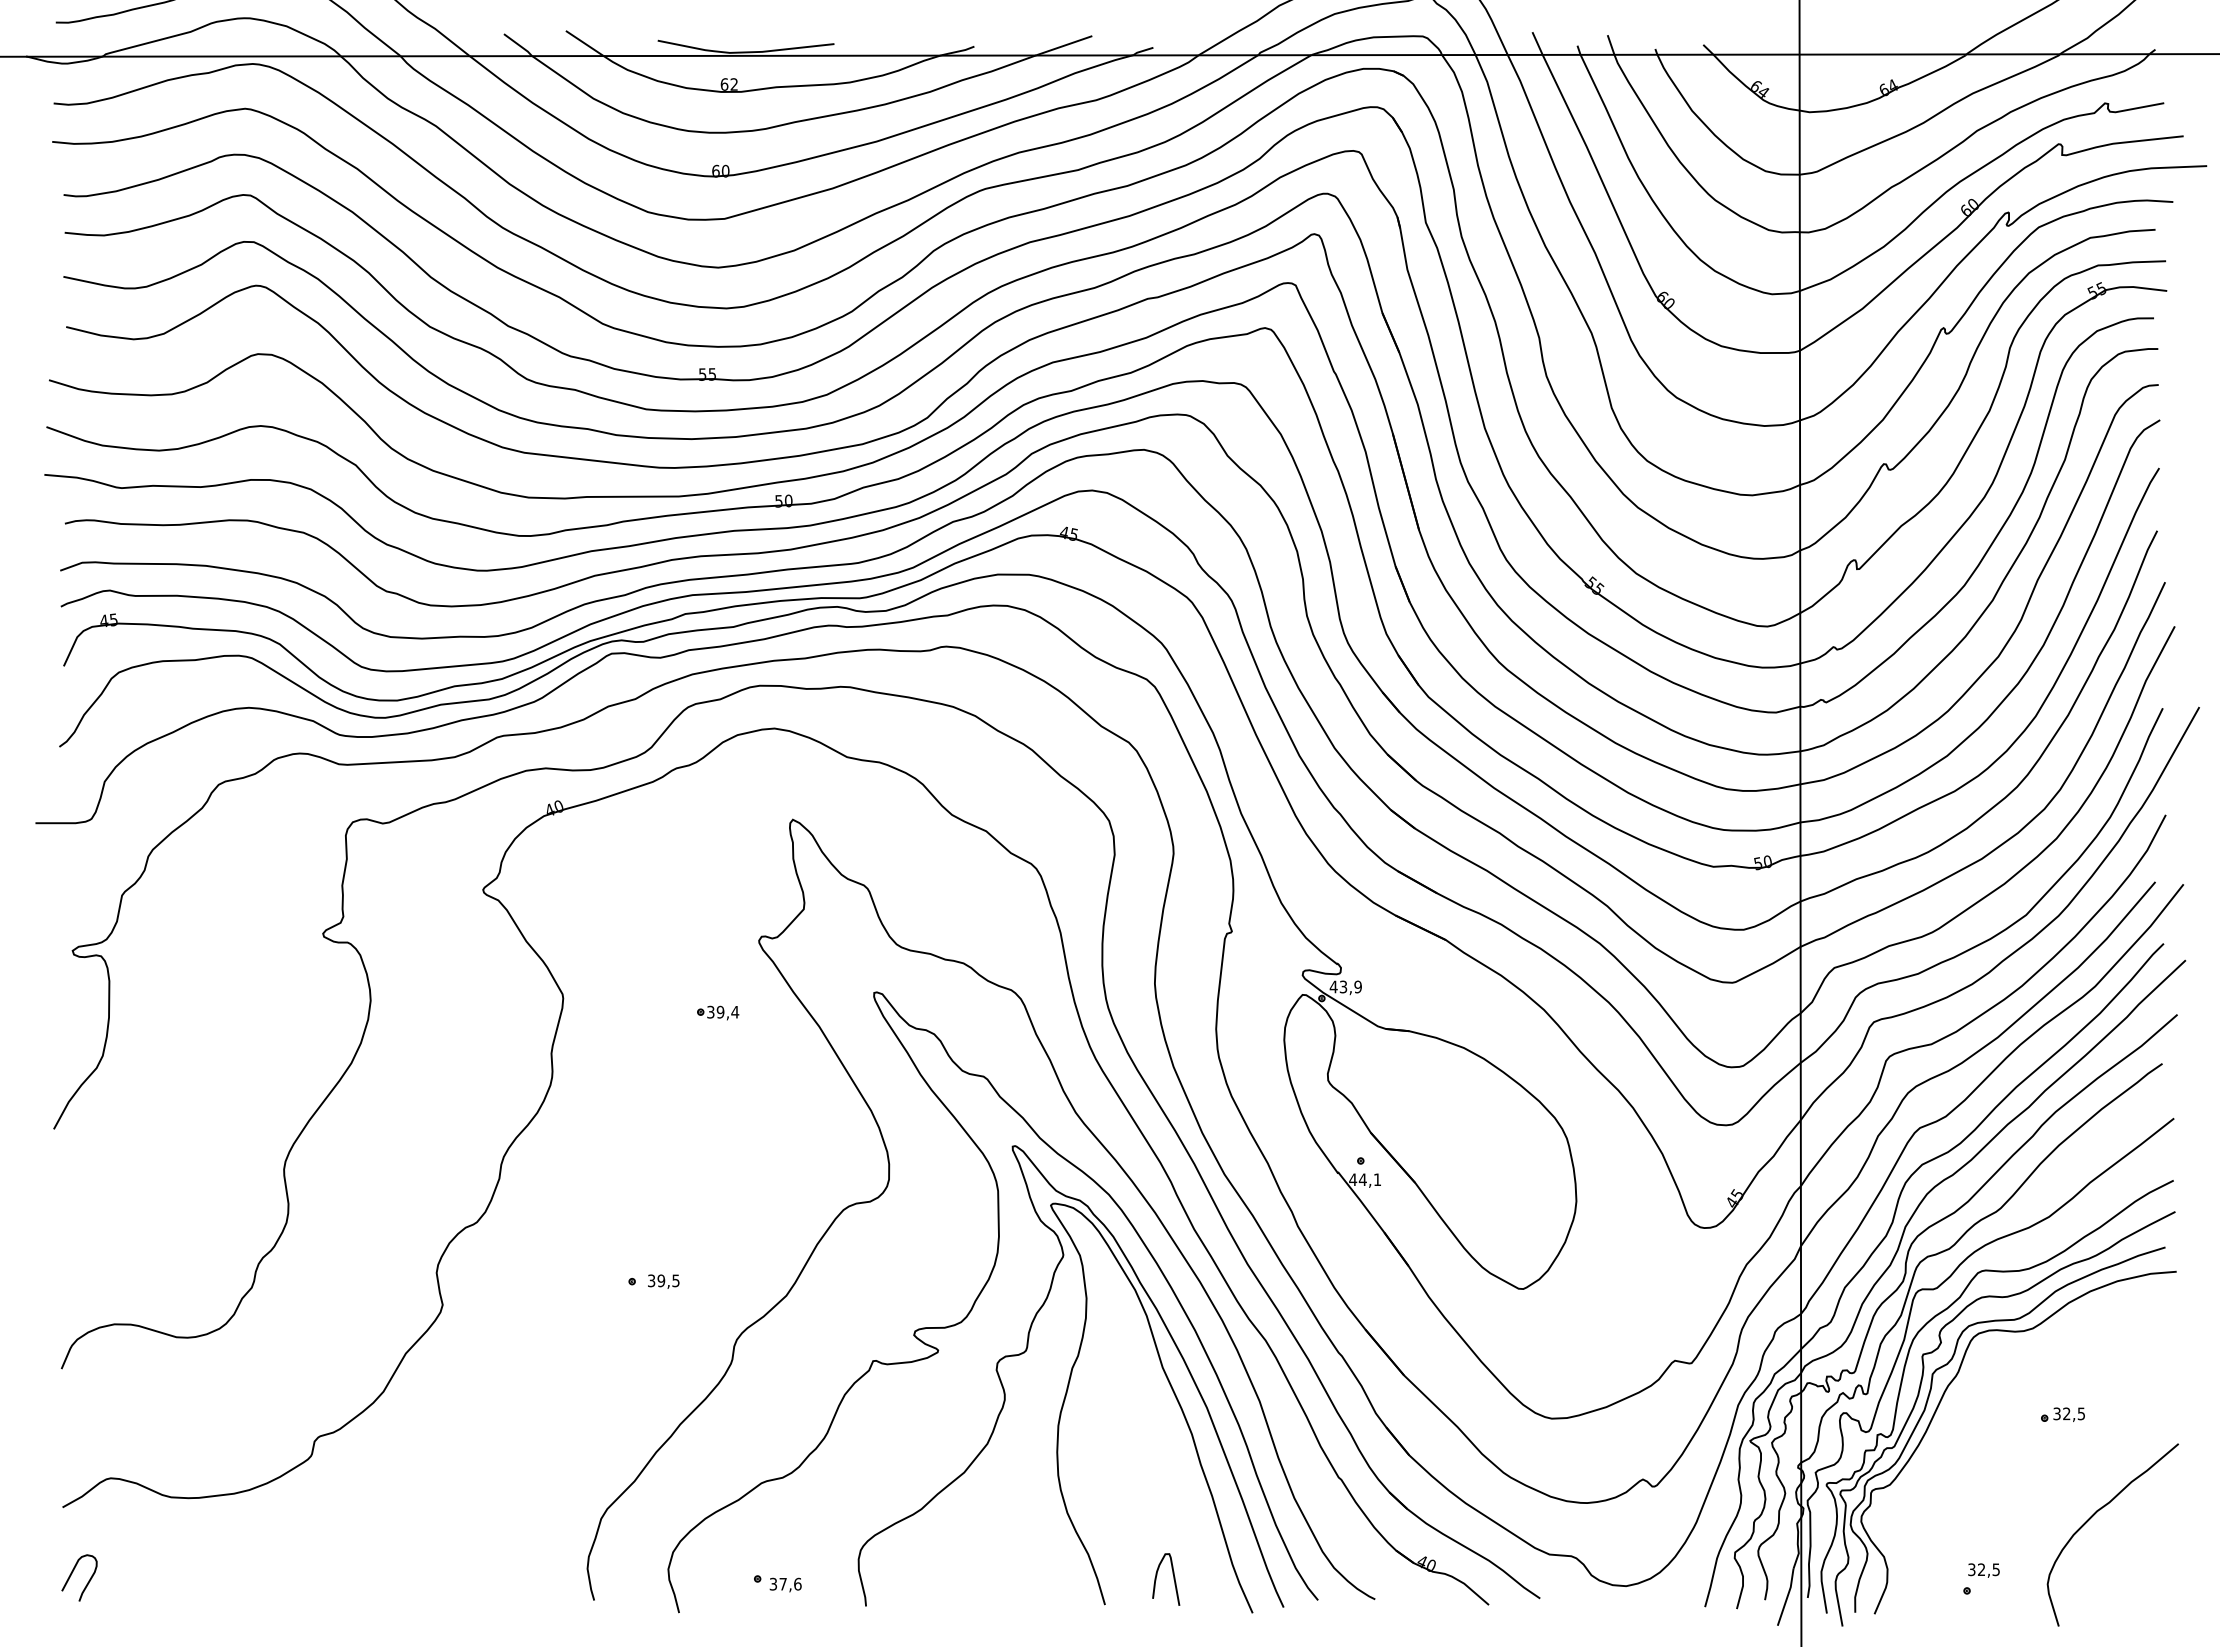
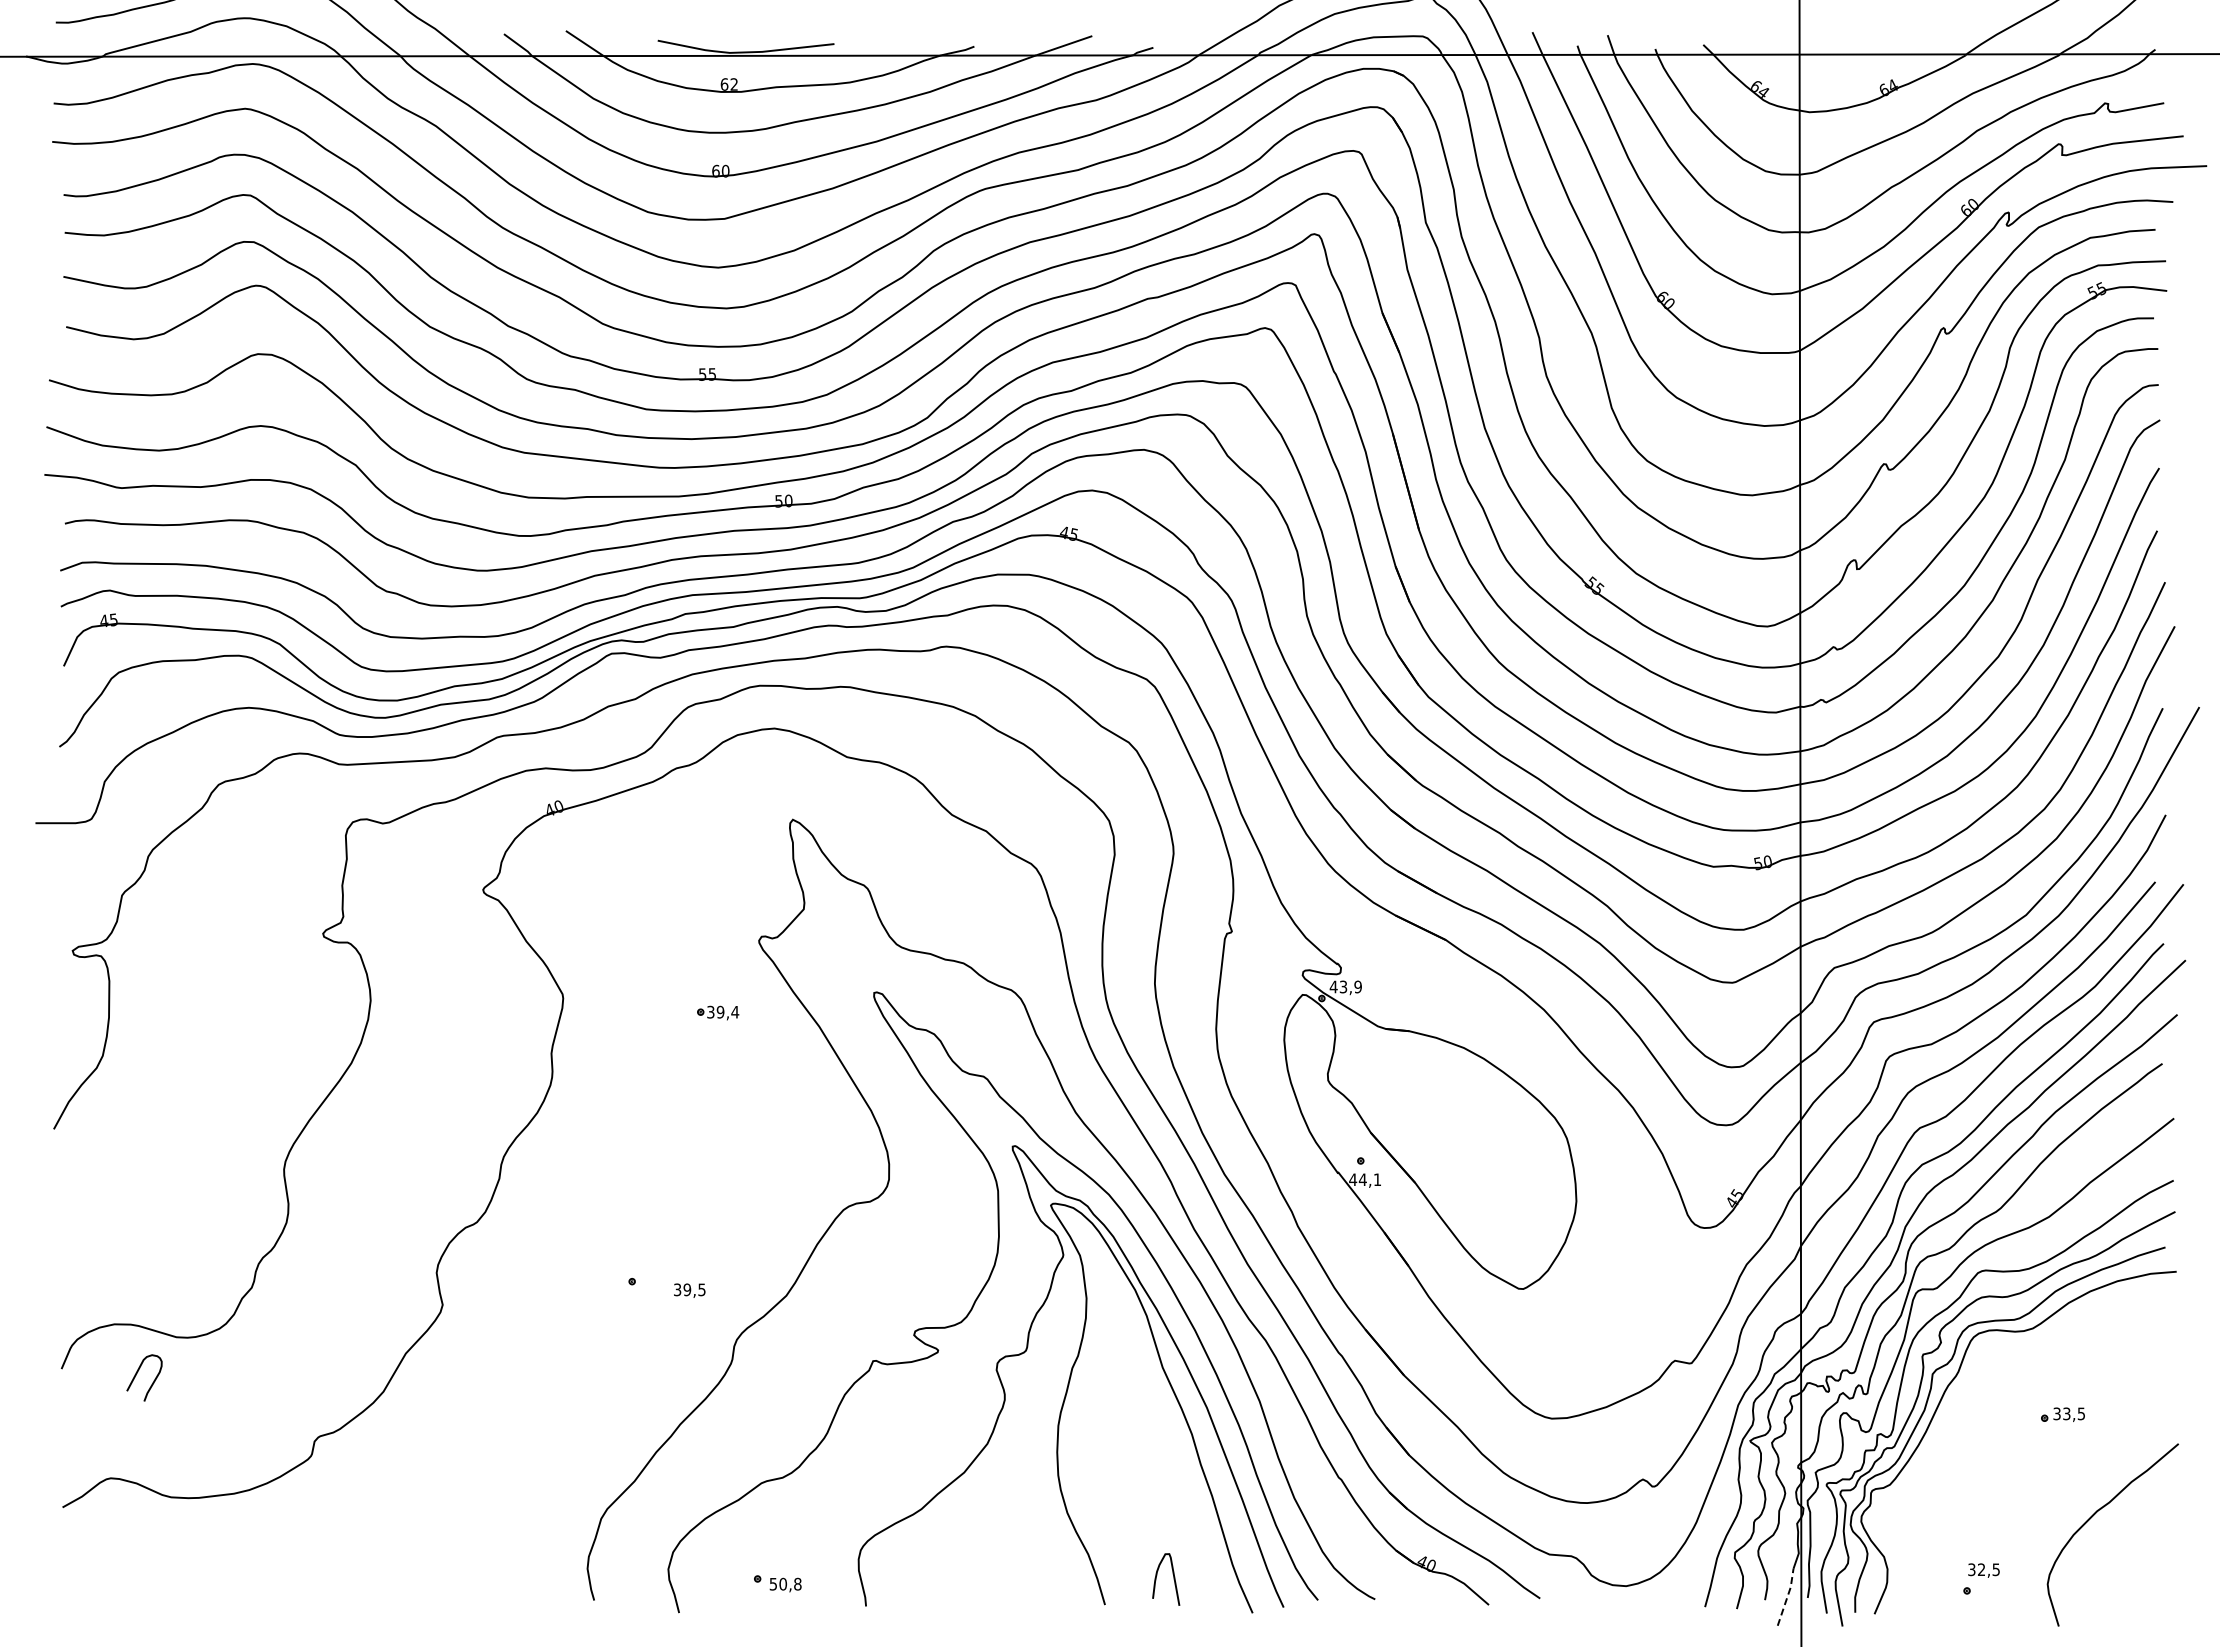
text position: (663, 1281) -> (689, 1290) (689, 1290)
text: 32,5 -> 33,5 (2066, 1414)
curve position: (72, 1573) -> (137, 1373) (137, 1373)
text: 37,6 -> 50,8 (785, 1583)
line: solid -> dashed (1787, 1596)
